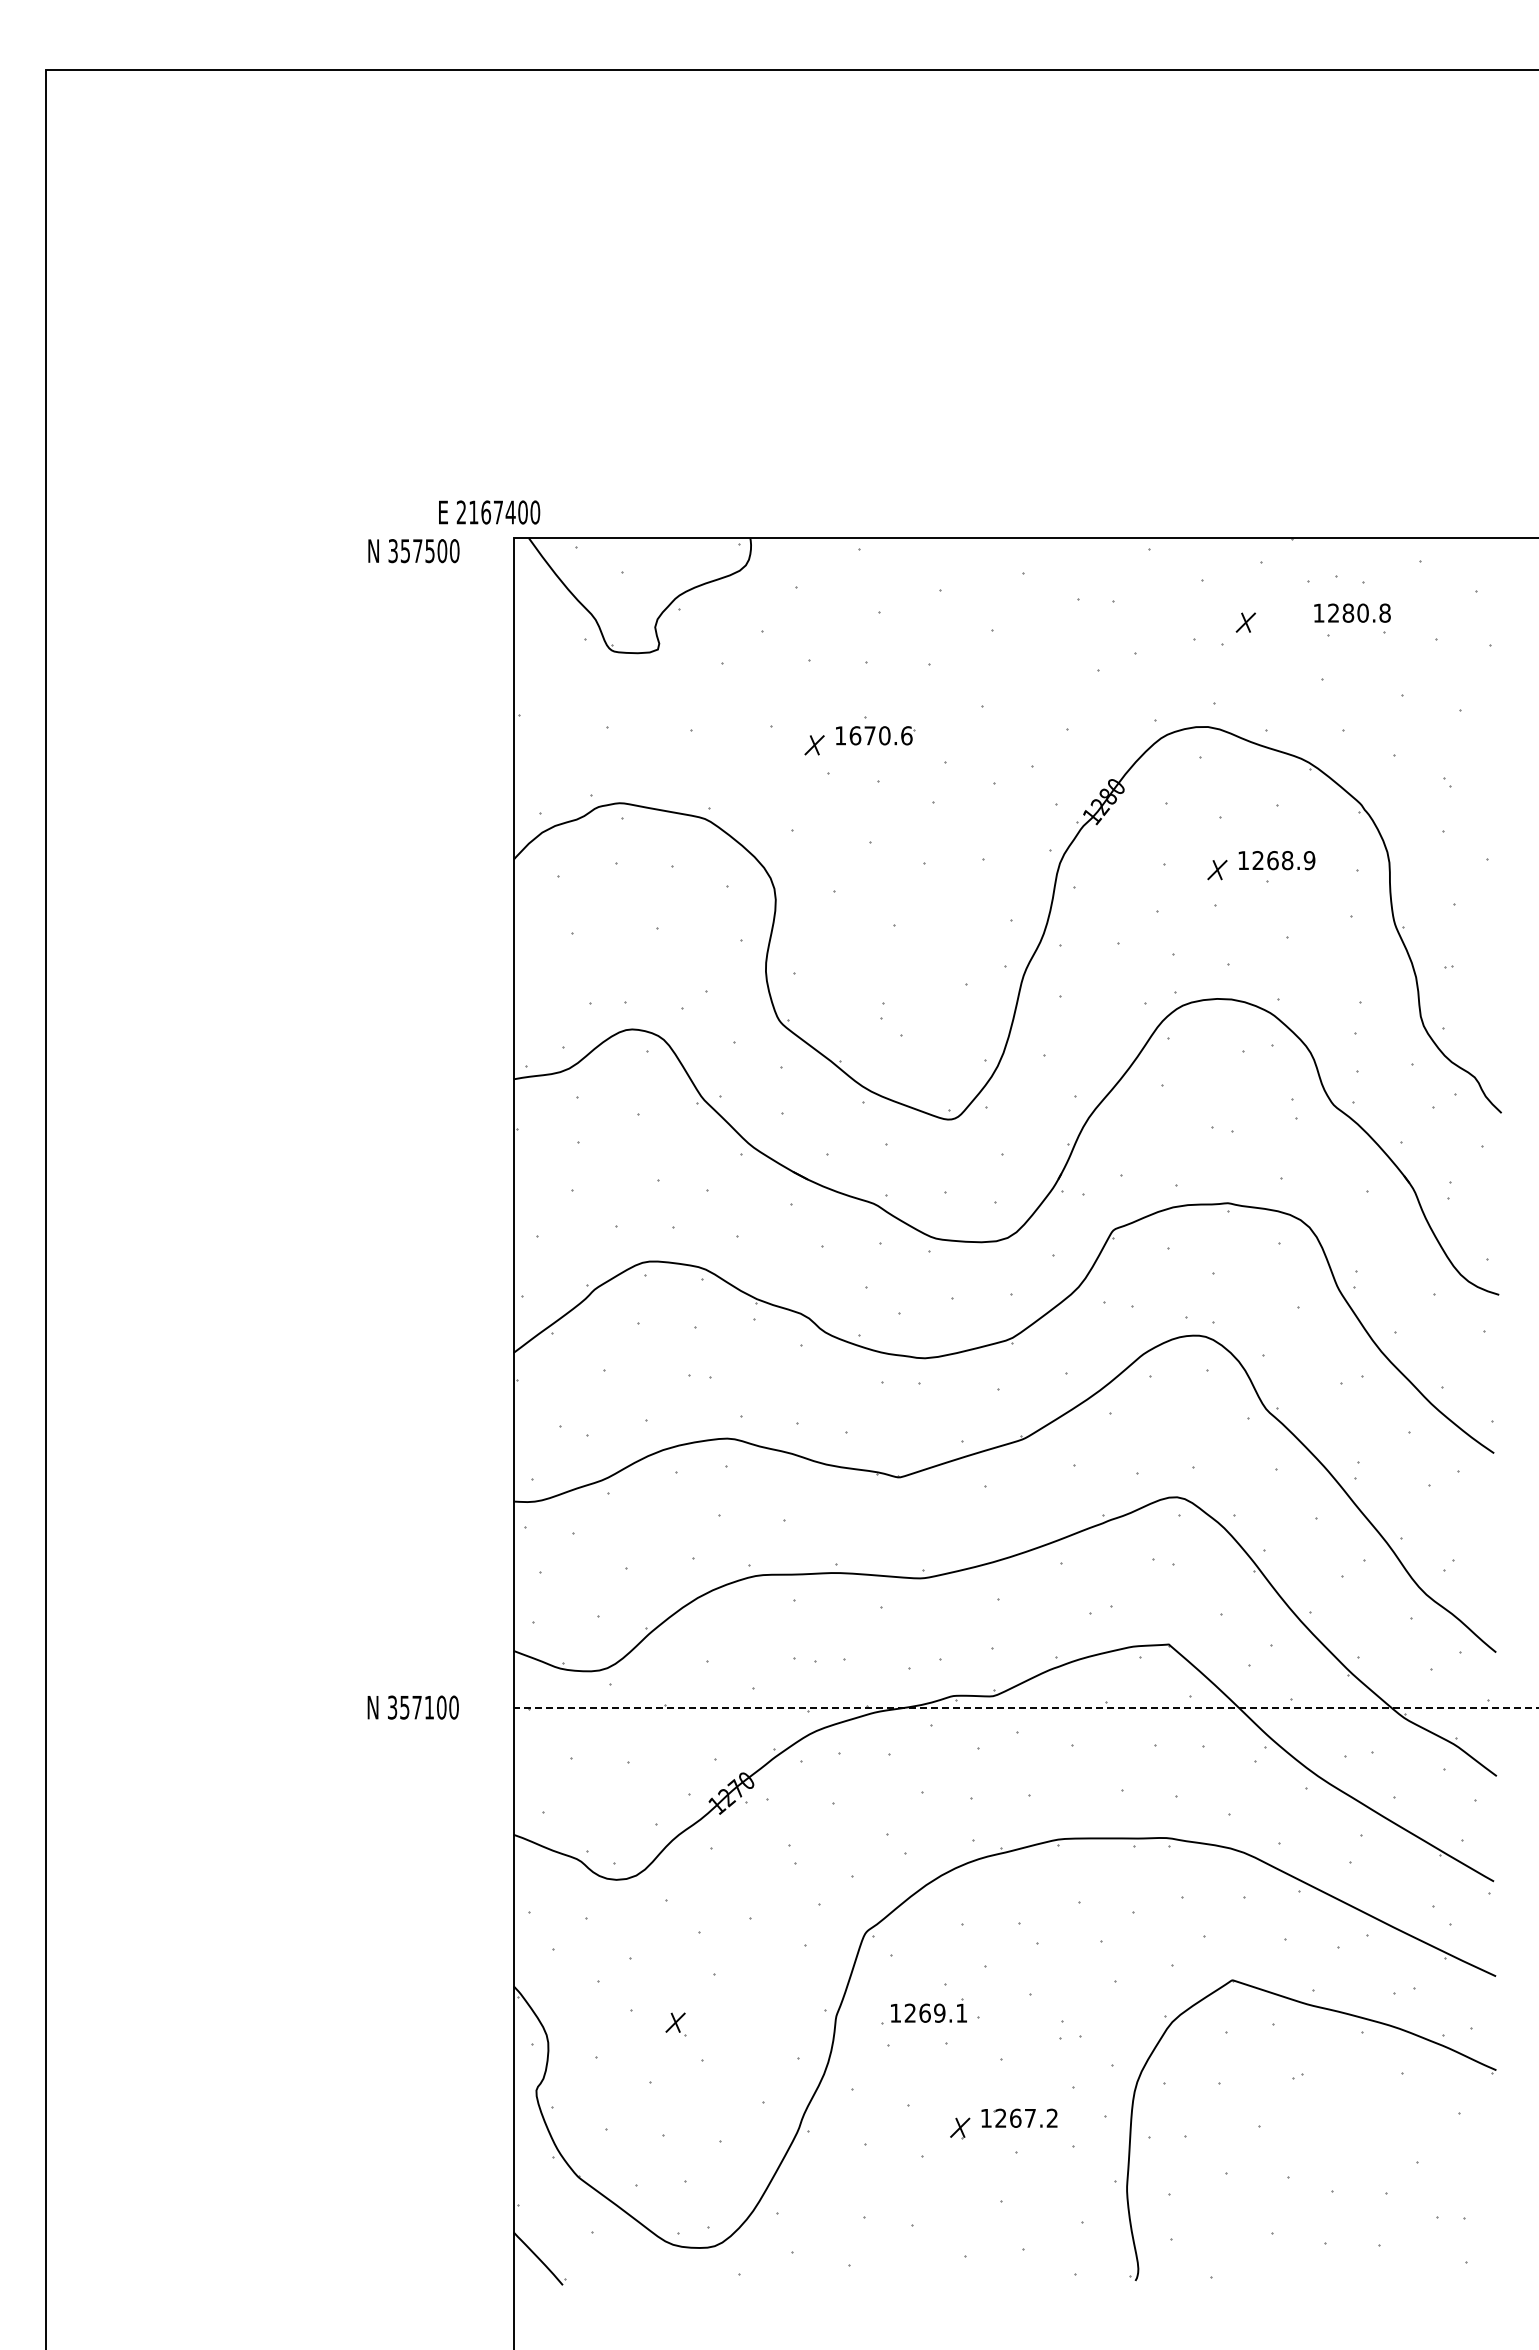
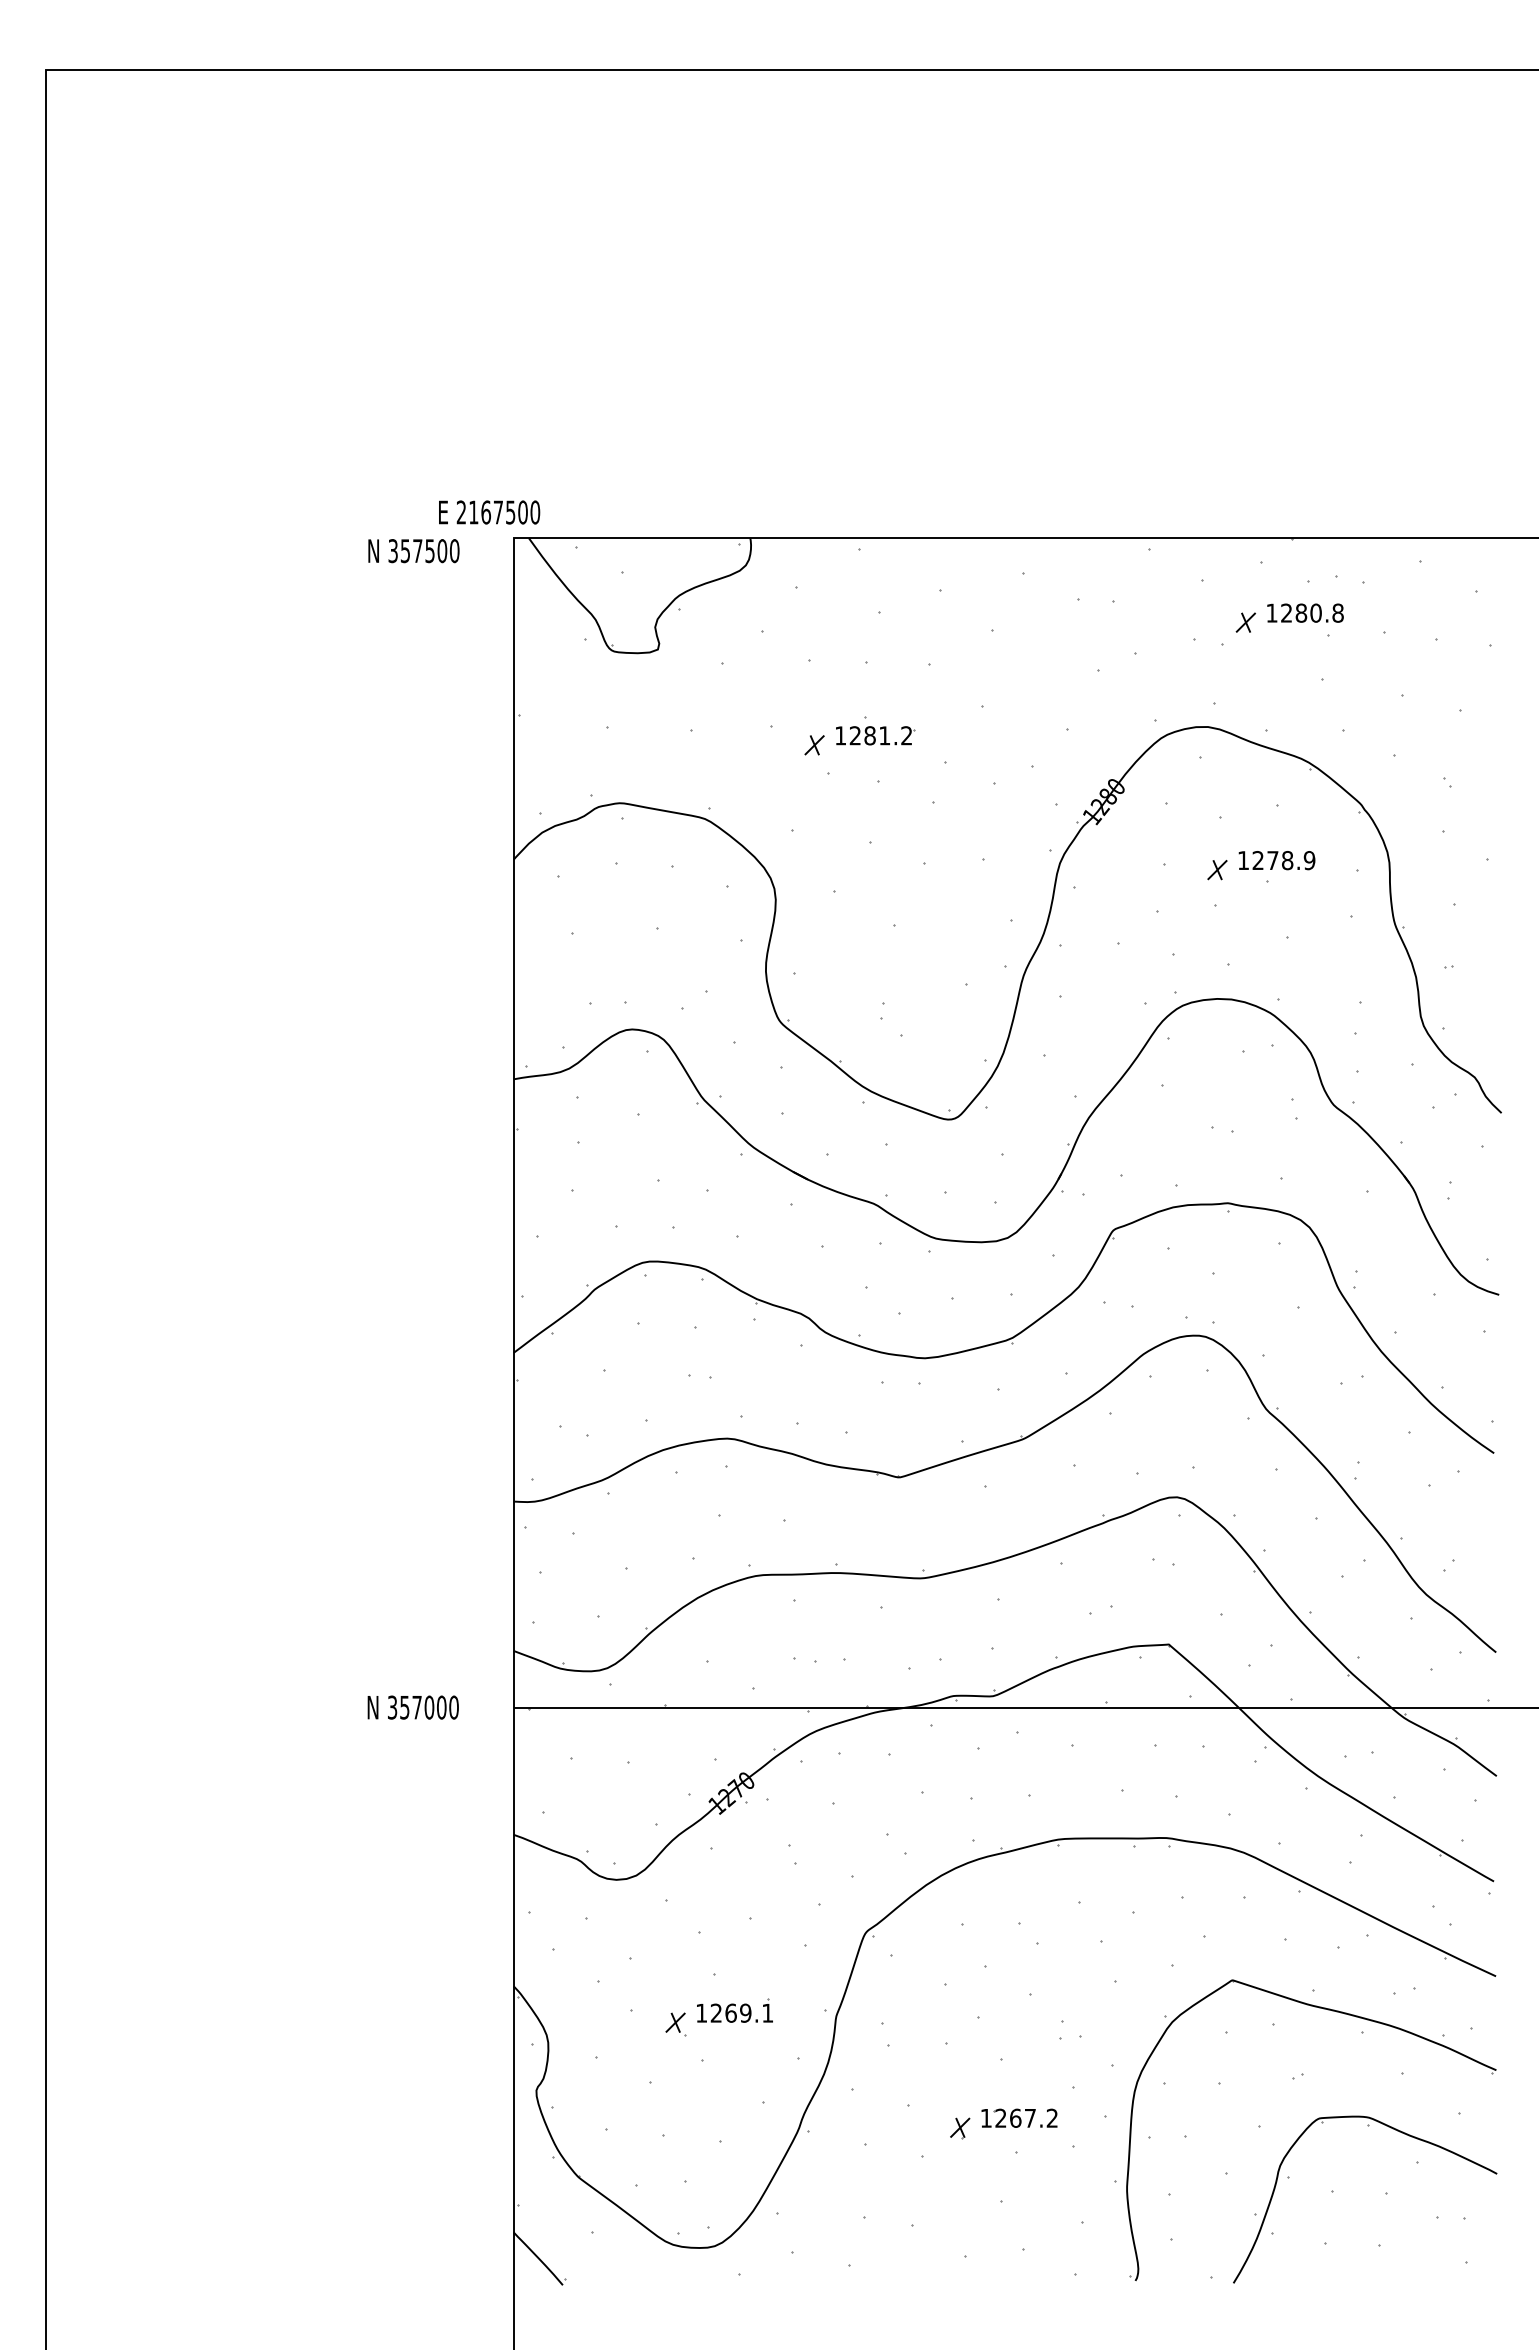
text: 2167400 -> 2167500 (510, 512)
text position: (1352, 612) -> (1305, 612) (1305, 612)
text: 1670.6 -> 1281.2 (880, 735)
text: 1268.9 -> 1278.9 (1272, 860)
text: 357100 -> 357000 (429, 1707)
line: dashed -> solid (1025, 1707)
part position: (928, 2010) -> (734, 2010) (734, 2010)
part: none -> present (1368, 2126)
